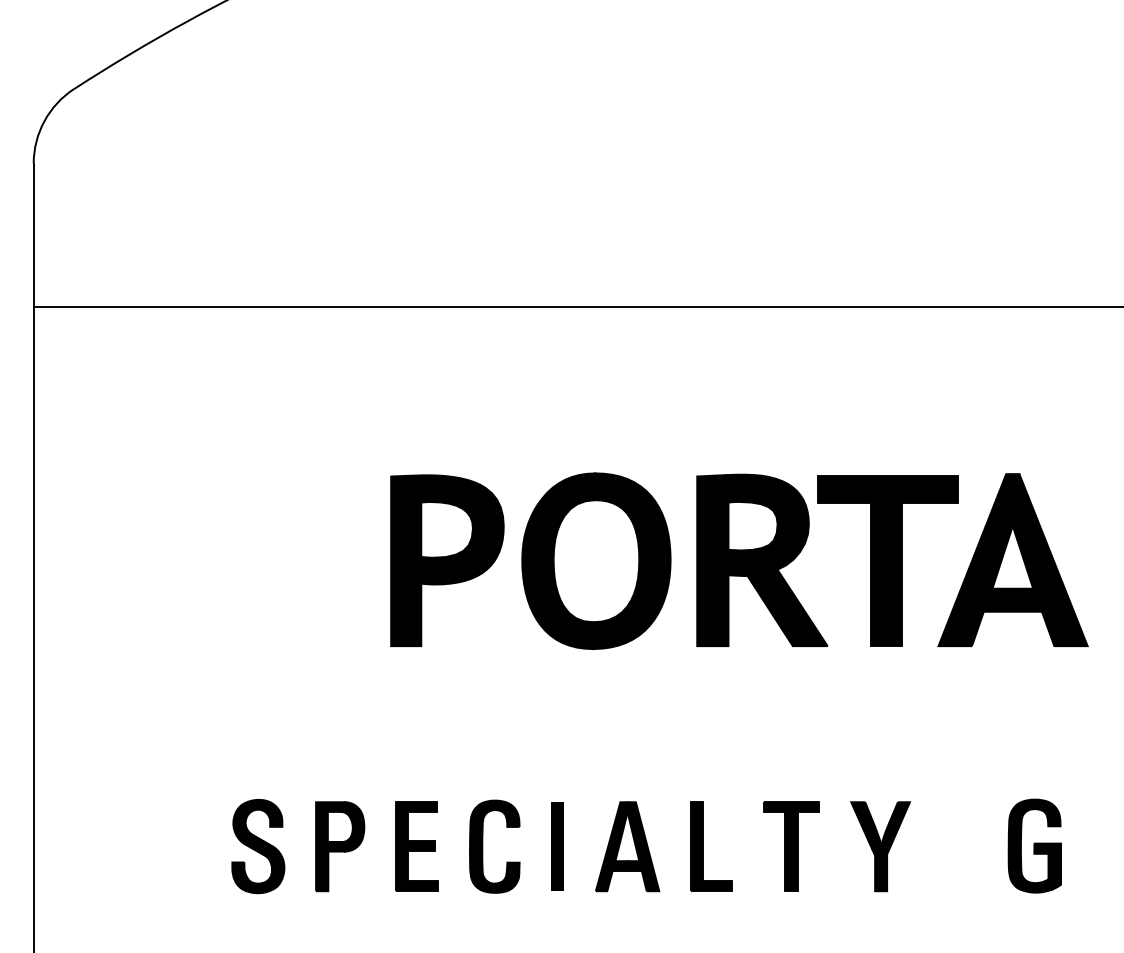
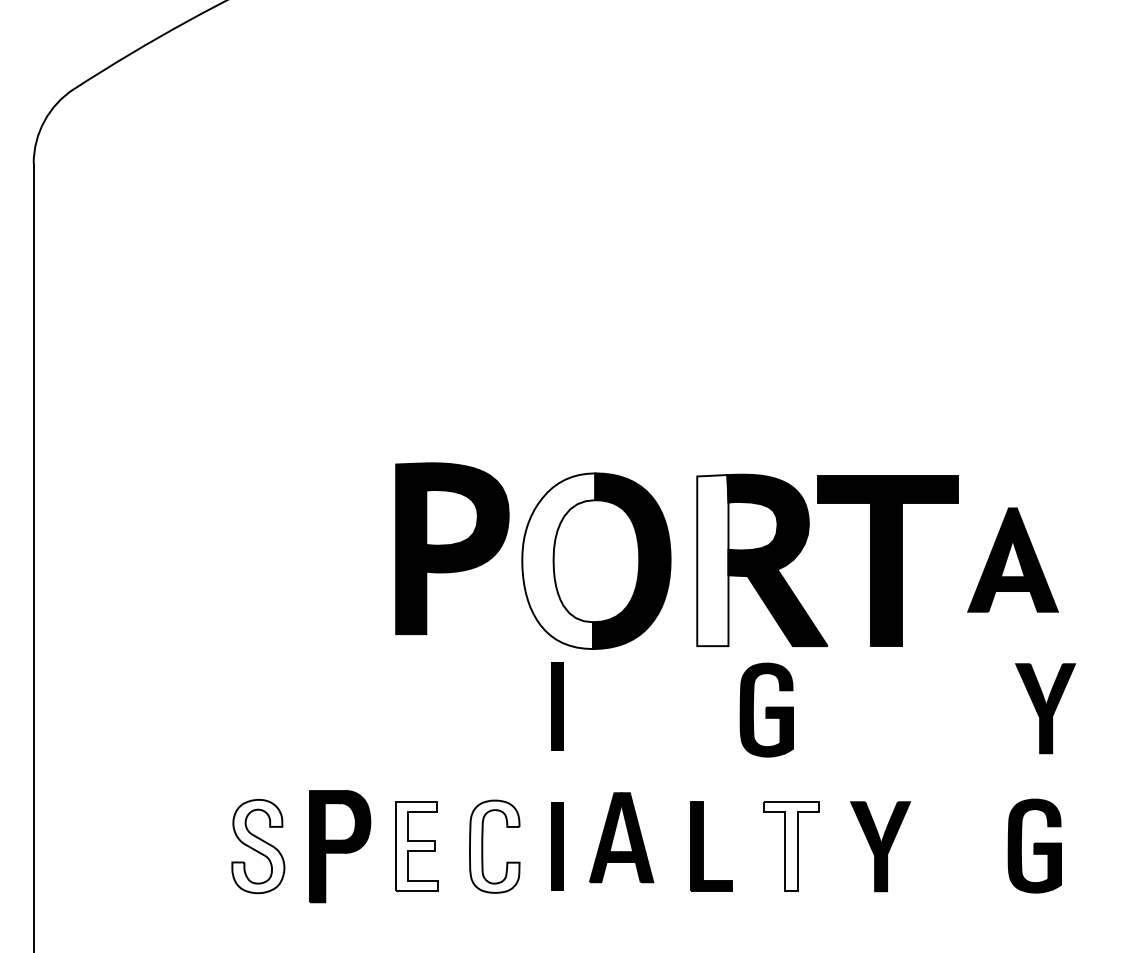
line: present -> none (576, 307)
part size: 152x174 px -> 92x106 px (1012, 559)
part position: (447, 560) -> (452, 548) (452, 548)
fill: present -> none (712, 560)
fill: present -> none (558, 561)
part: none -> present (557, 706)
part: none -> present (1045, 708)
part: none -> present (766, 709)
fill: present -> none (258, 846)
part size: 51x92 px -> 63x114 px (340, 846)
fill: present -> none (417, 846)
fill: present -> none (494, 846)
part position: (627, 846) -> (621, 837) (621, 837)
fill: present -> none (791, 846)
